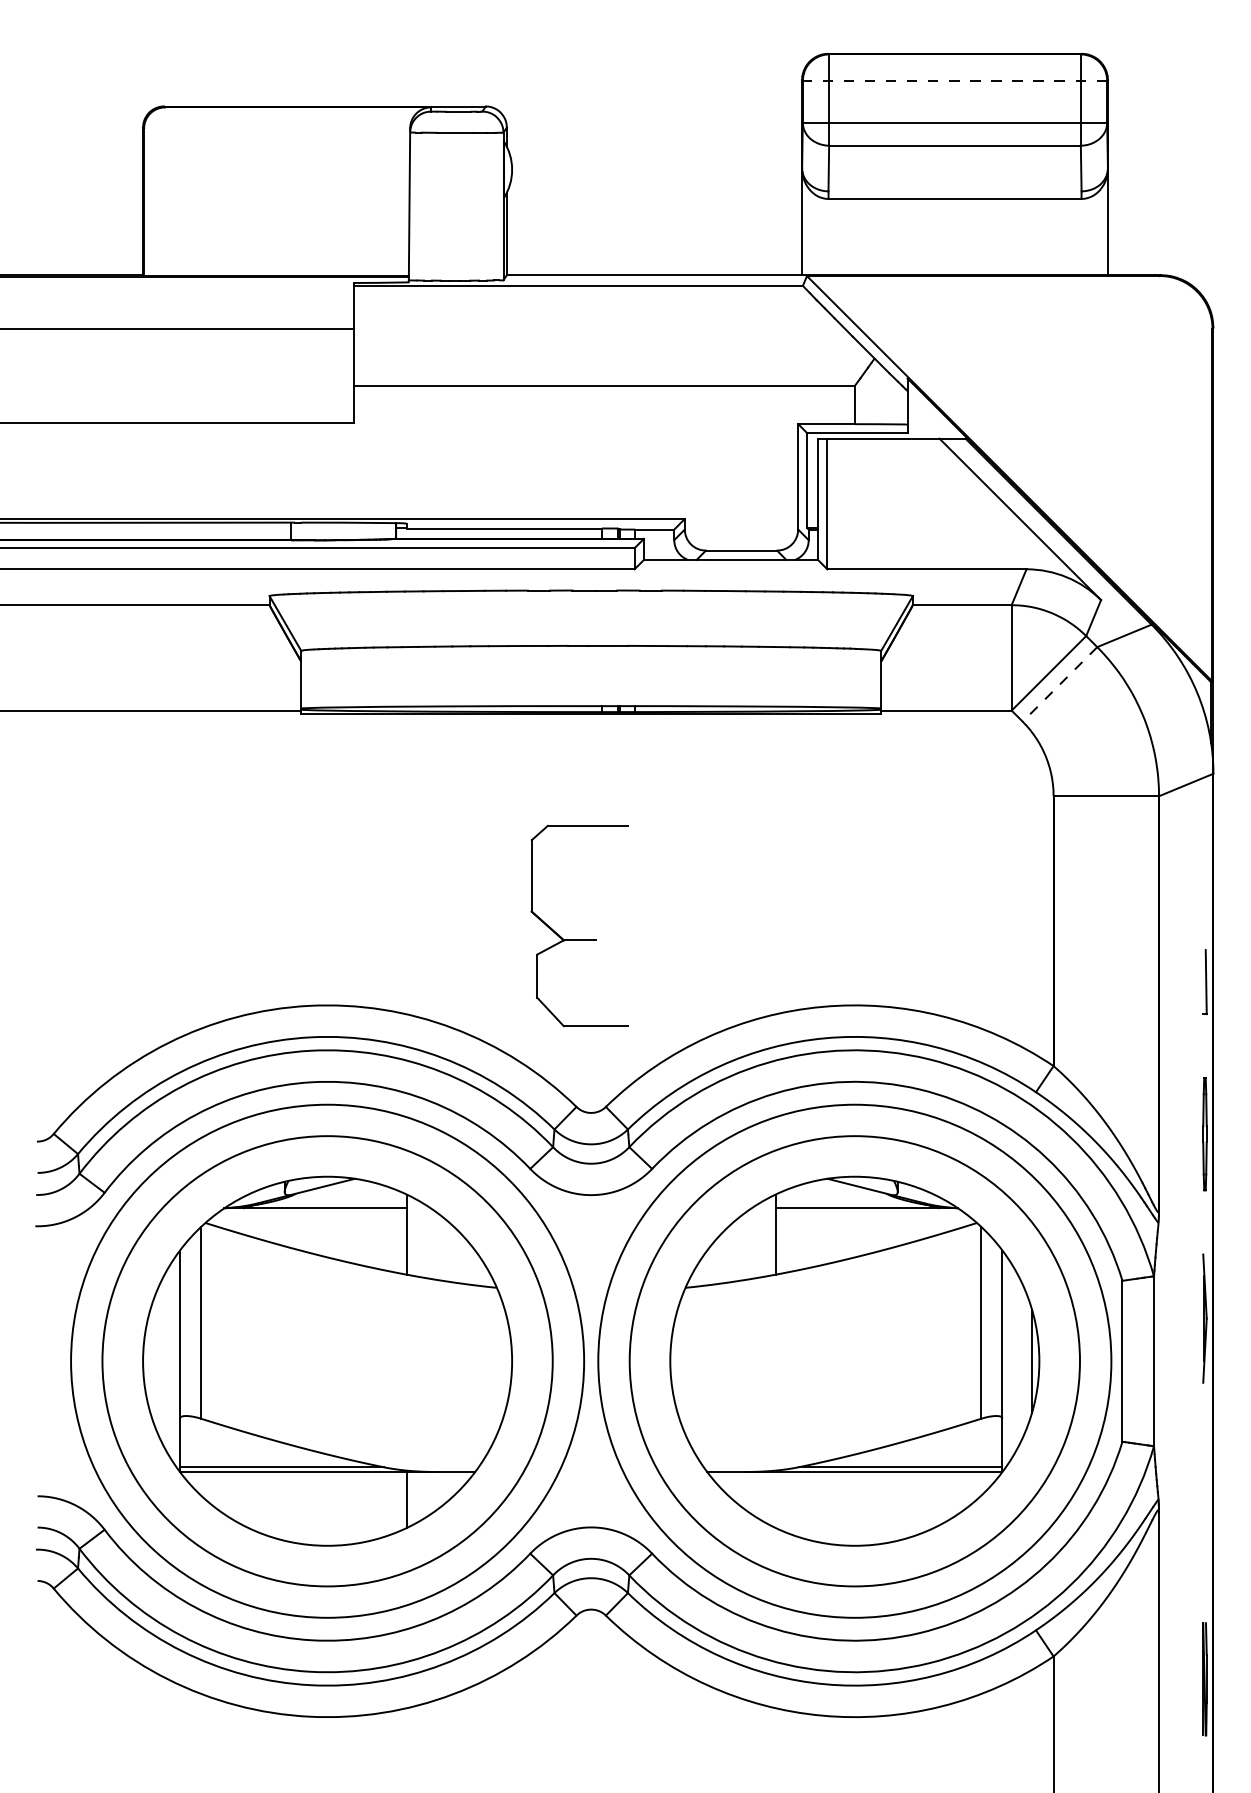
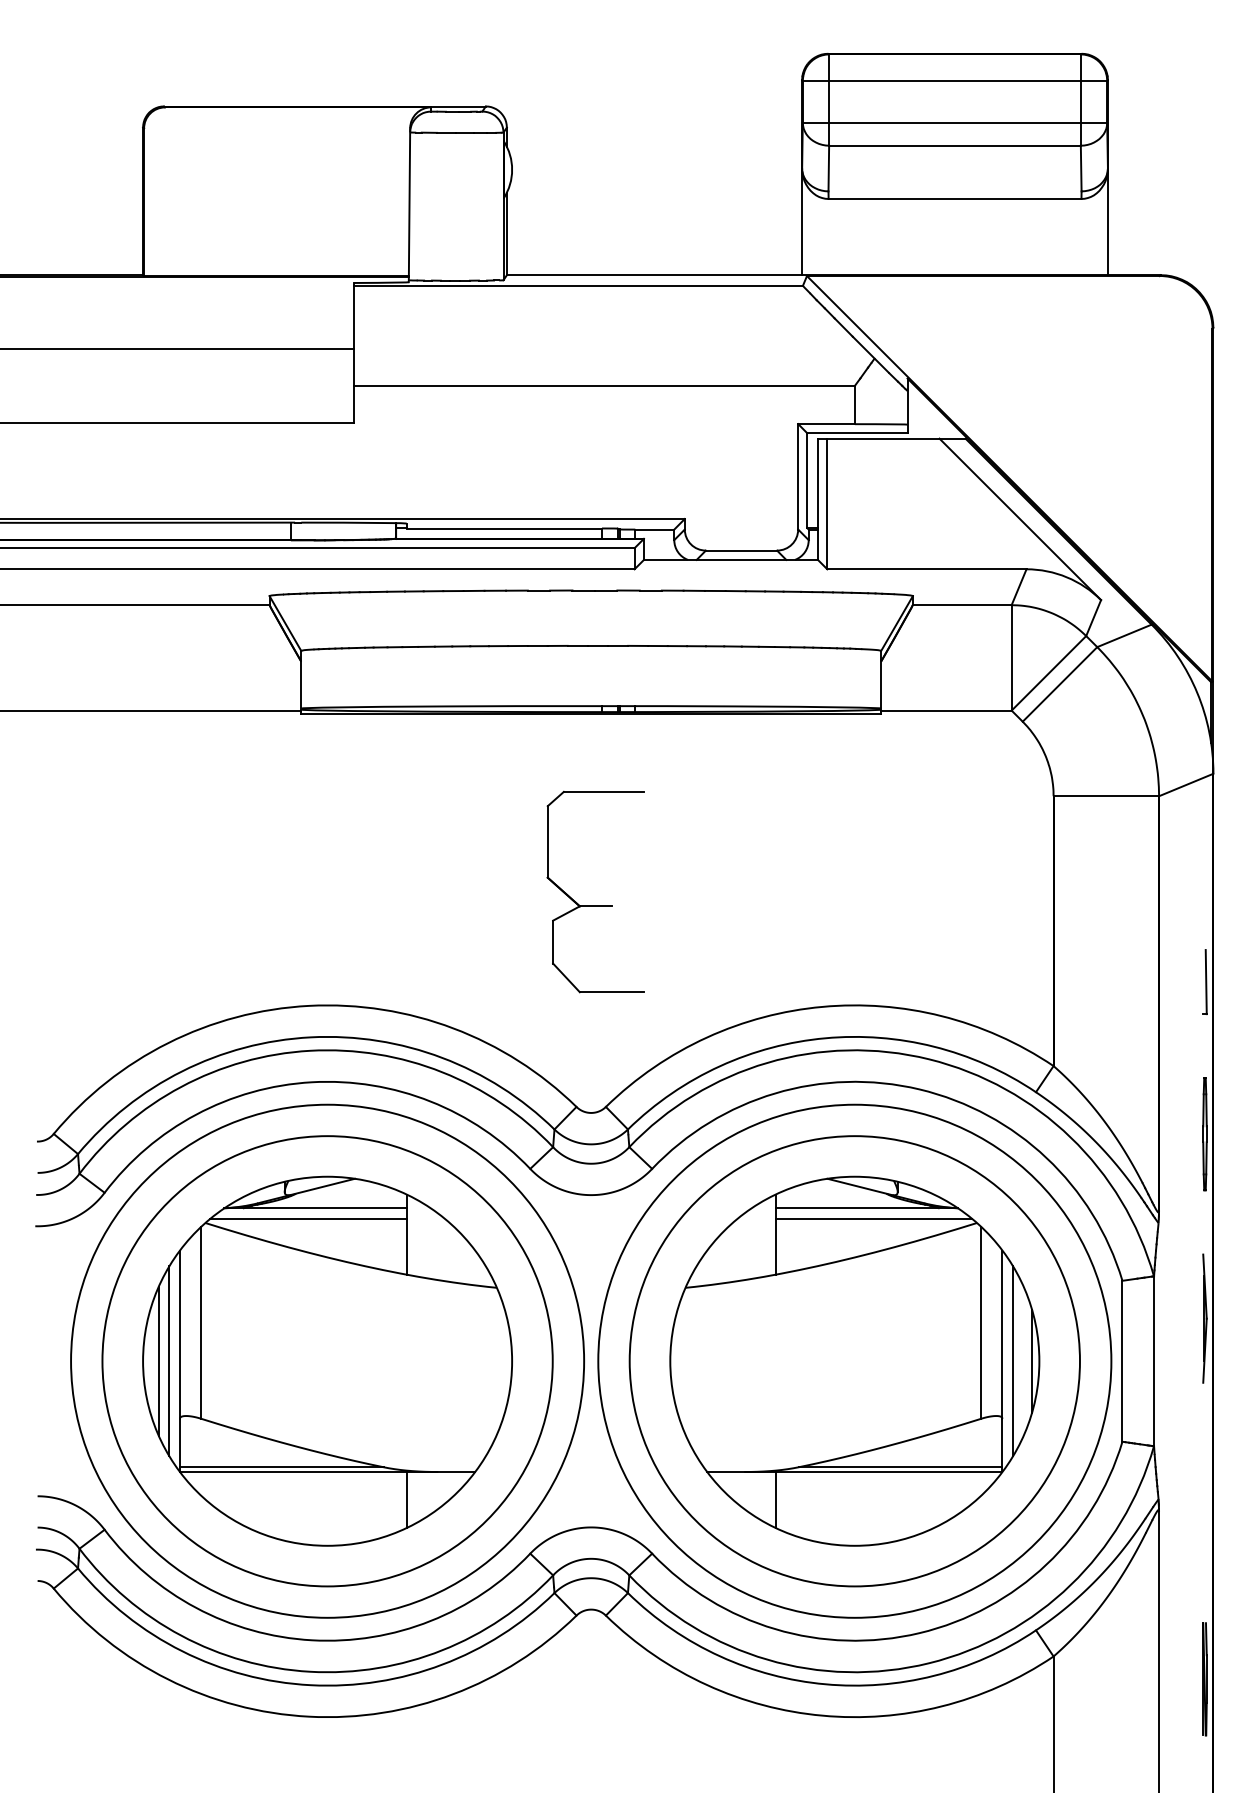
line: dashed -> solid (954, 80)
line position: (177, 329) -> (177, 349) (177, 349)
line: dashed -> solid (1060, 684)
part position: (579, 939) -> (595, 905) (595, 905)
line: none -> present (308, 1218)
line: none -> present (873, 1218)
line: none -> present (158, 1360)
line: none -> present (169, 1361)
line: none -> present (1013, 1361)
line: none -> present (775, 1500)
